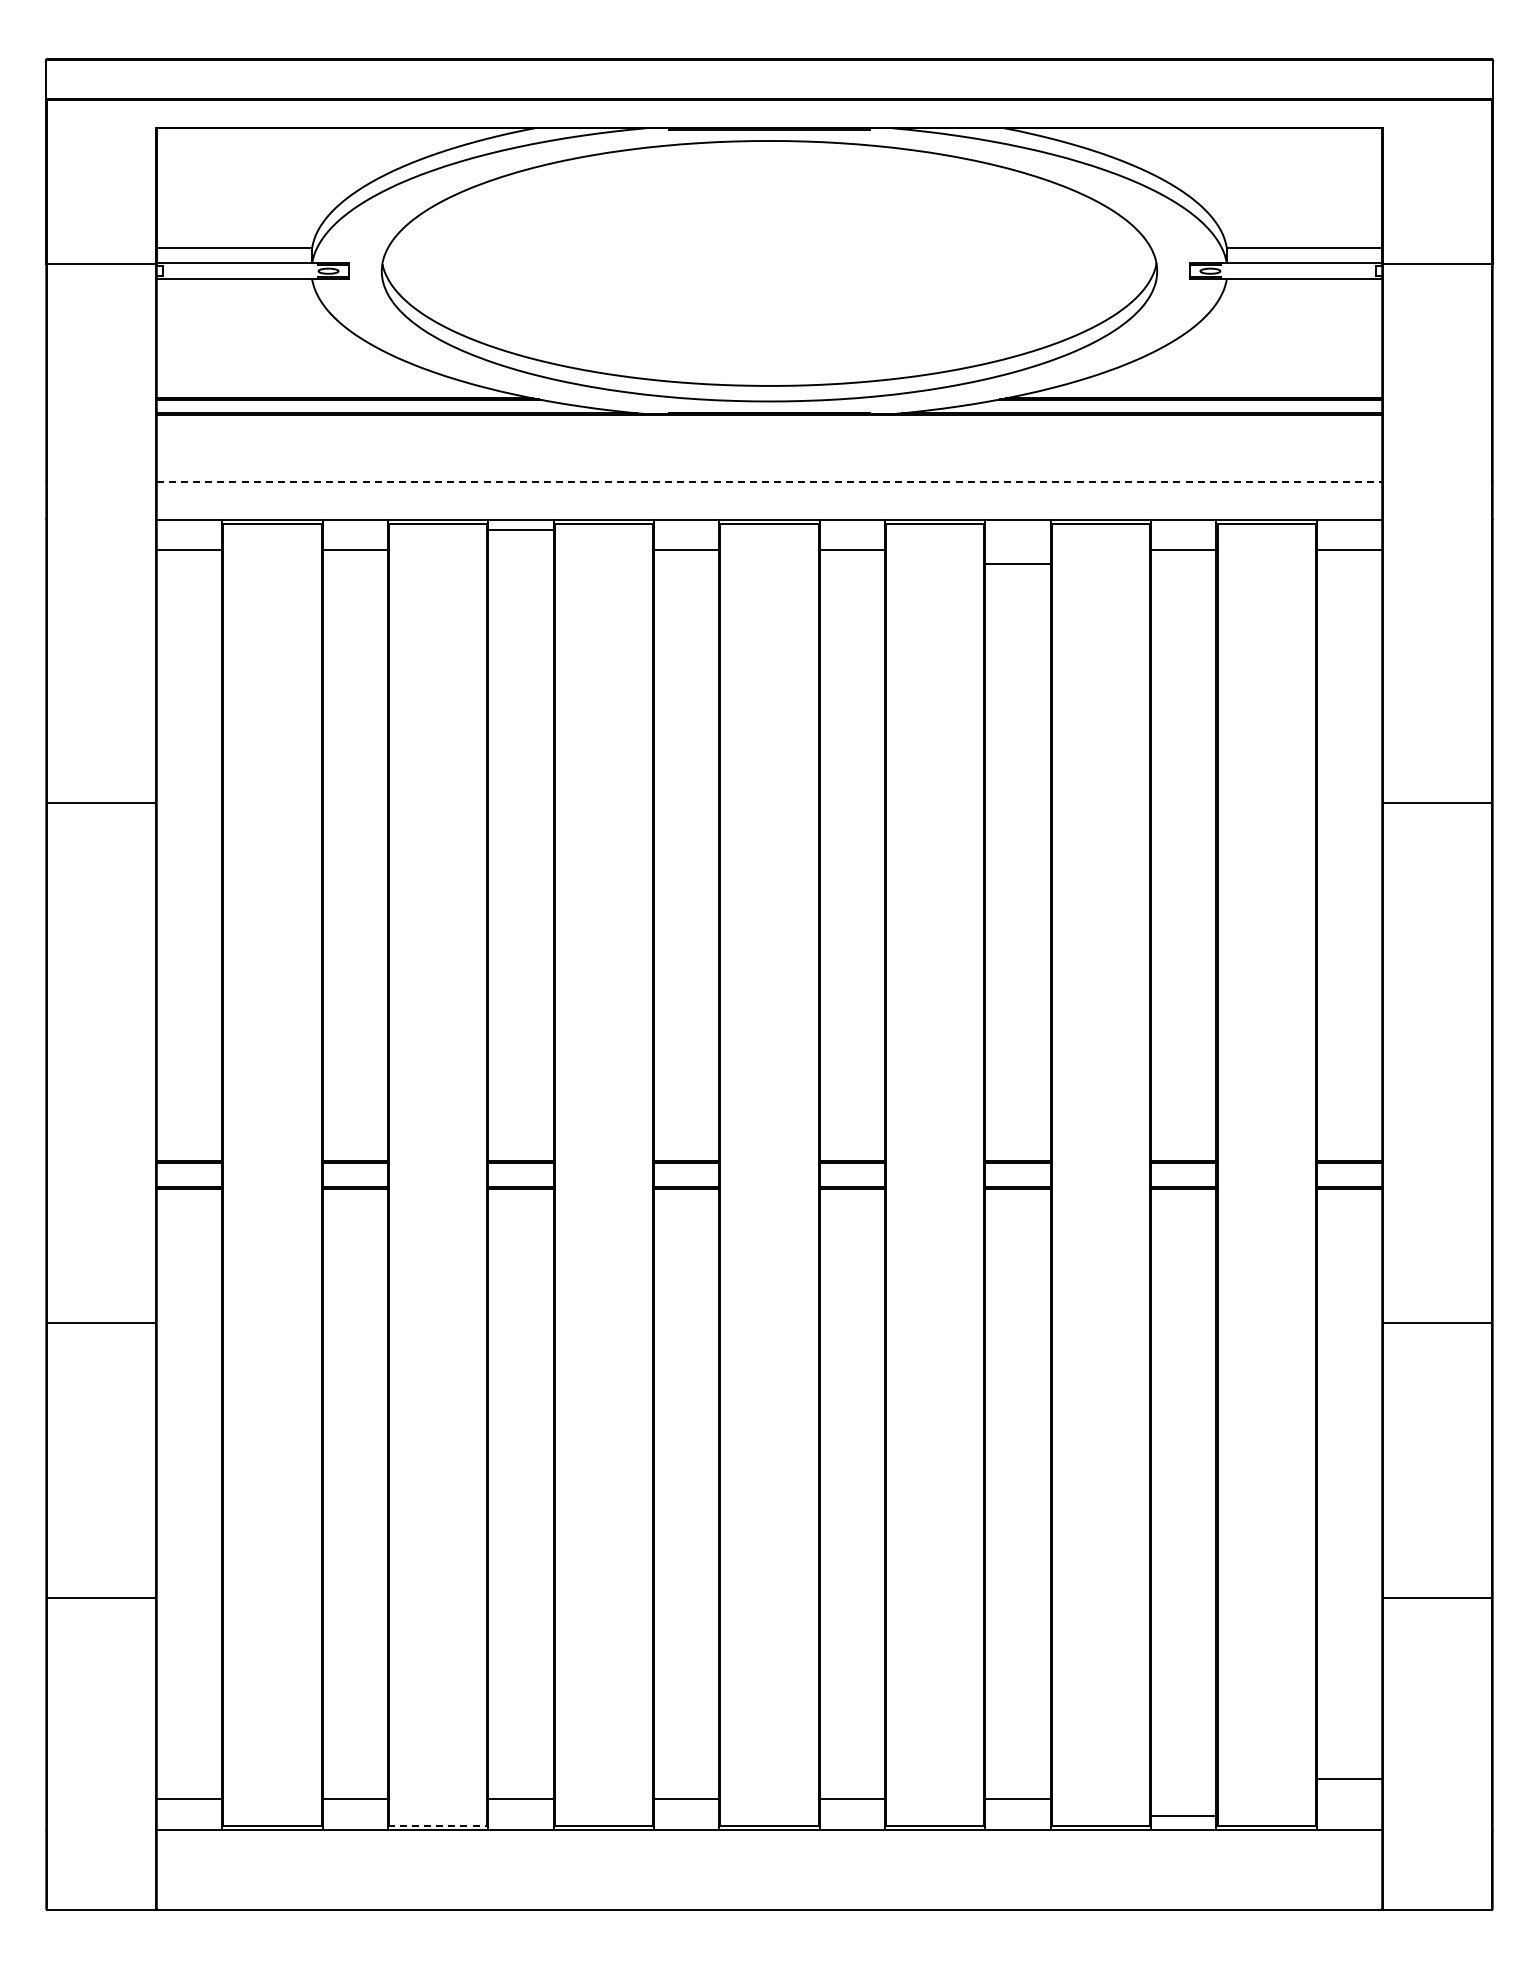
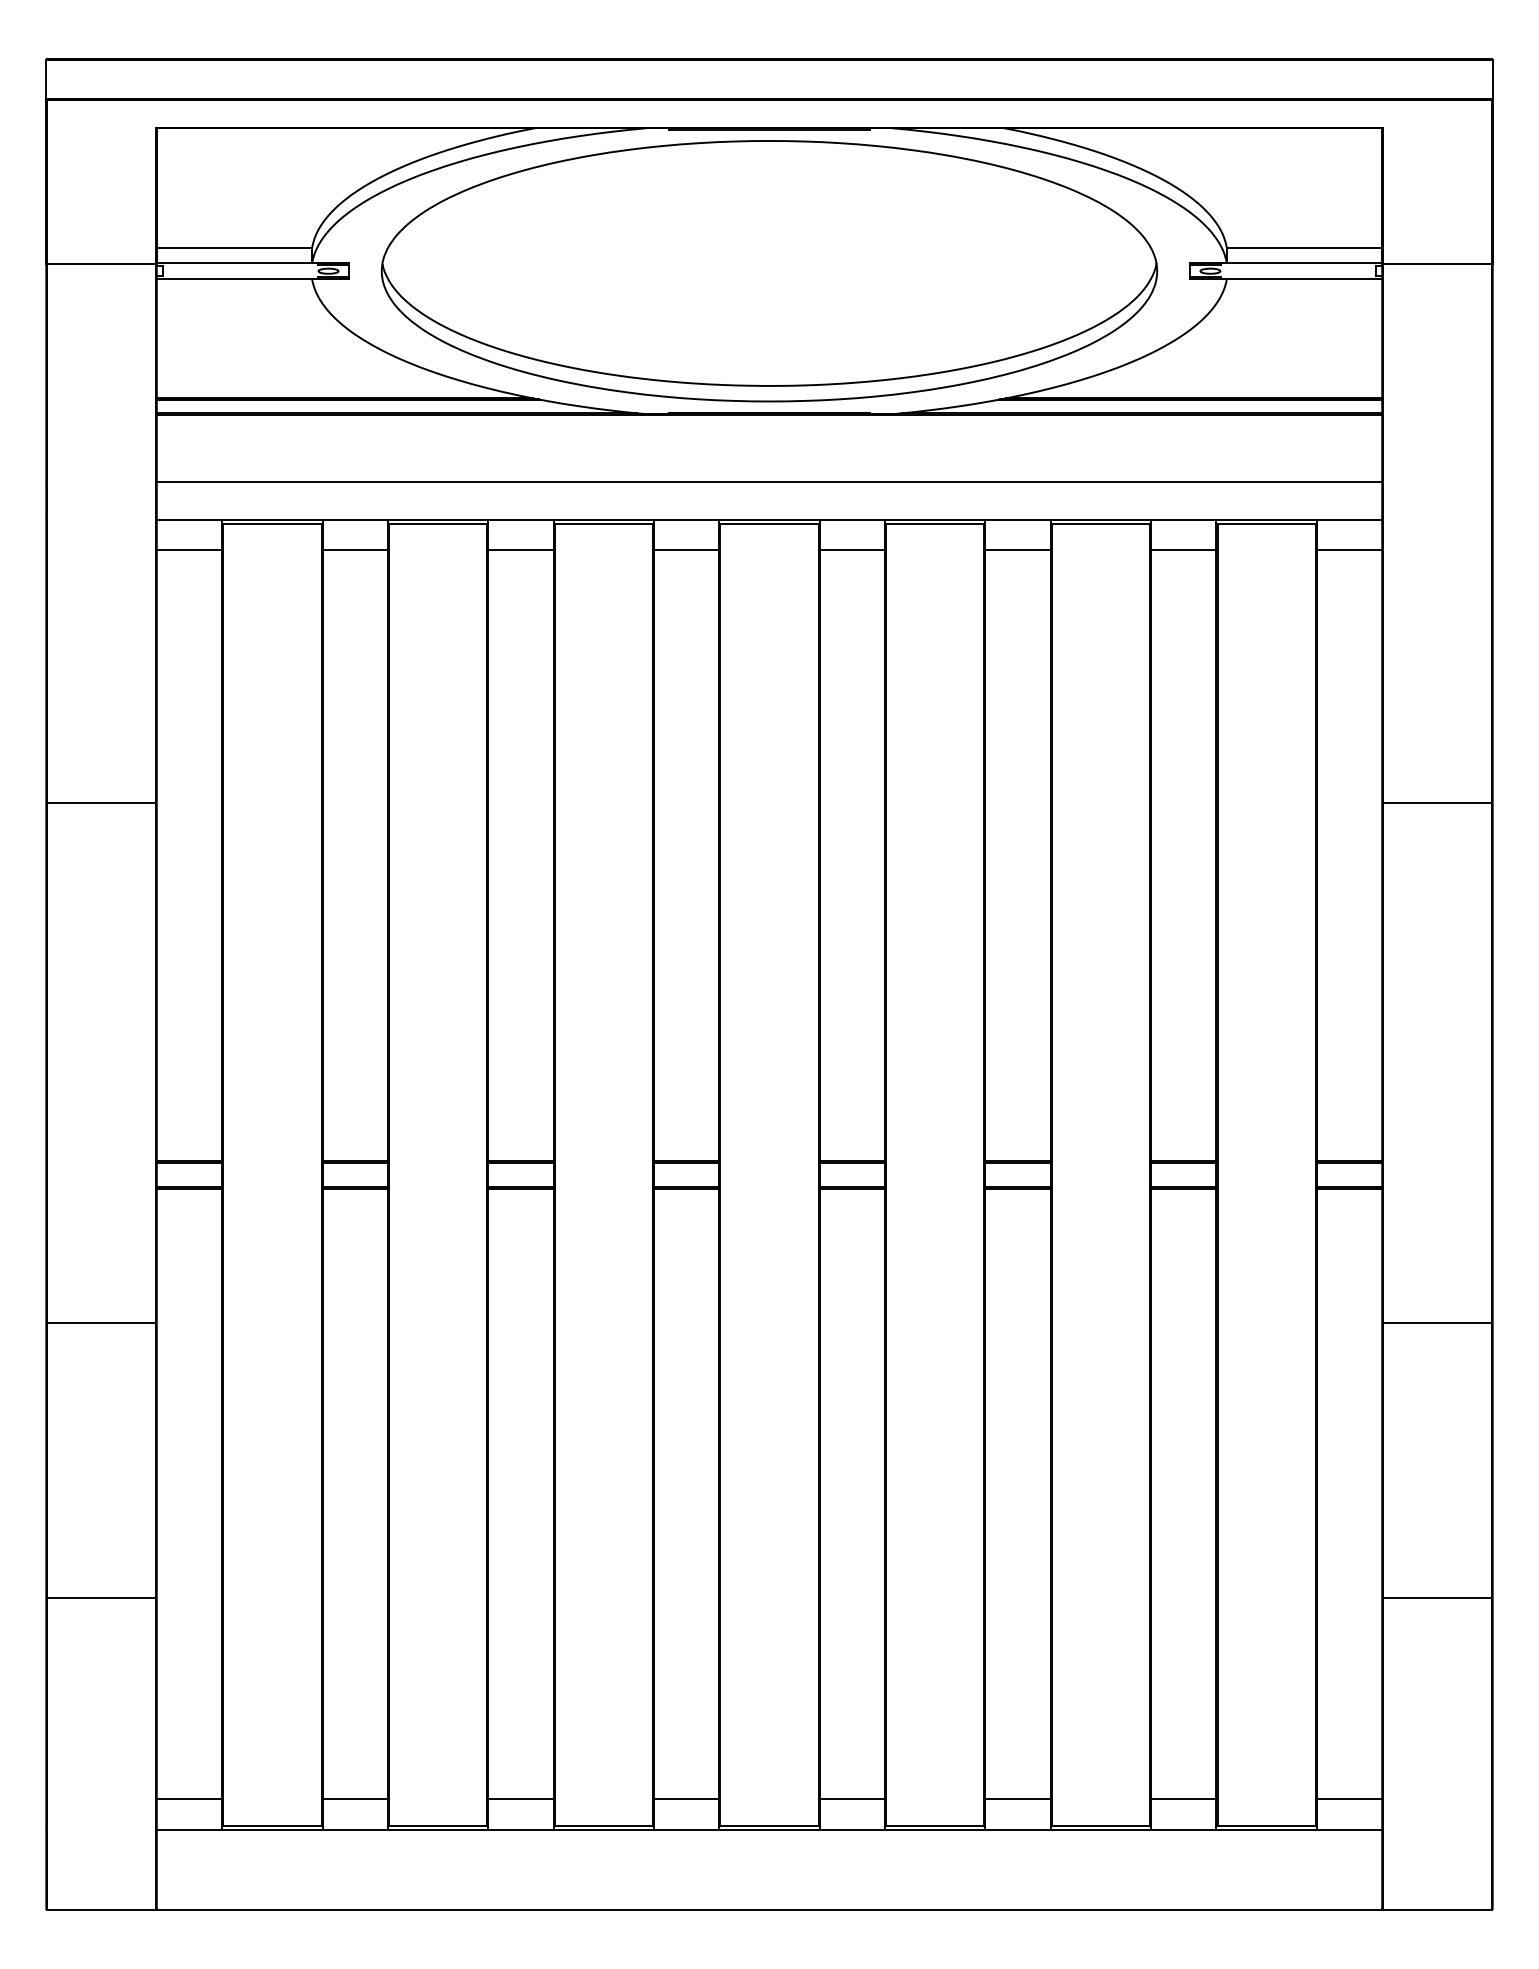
line: dashed -> solid (769, 482)
line position: (520, 529) -> (520, 549) (520, 549)
line position: (1017, 563) -> (1017, 549) (1017, 549)
line position: (1349, 1779) -> (1349, 1799) (1349, 1799)
line position: (1183, 1816) -> (1183, 1799) (1183, 1799)
line: dashed -> solid (438, 1825)
